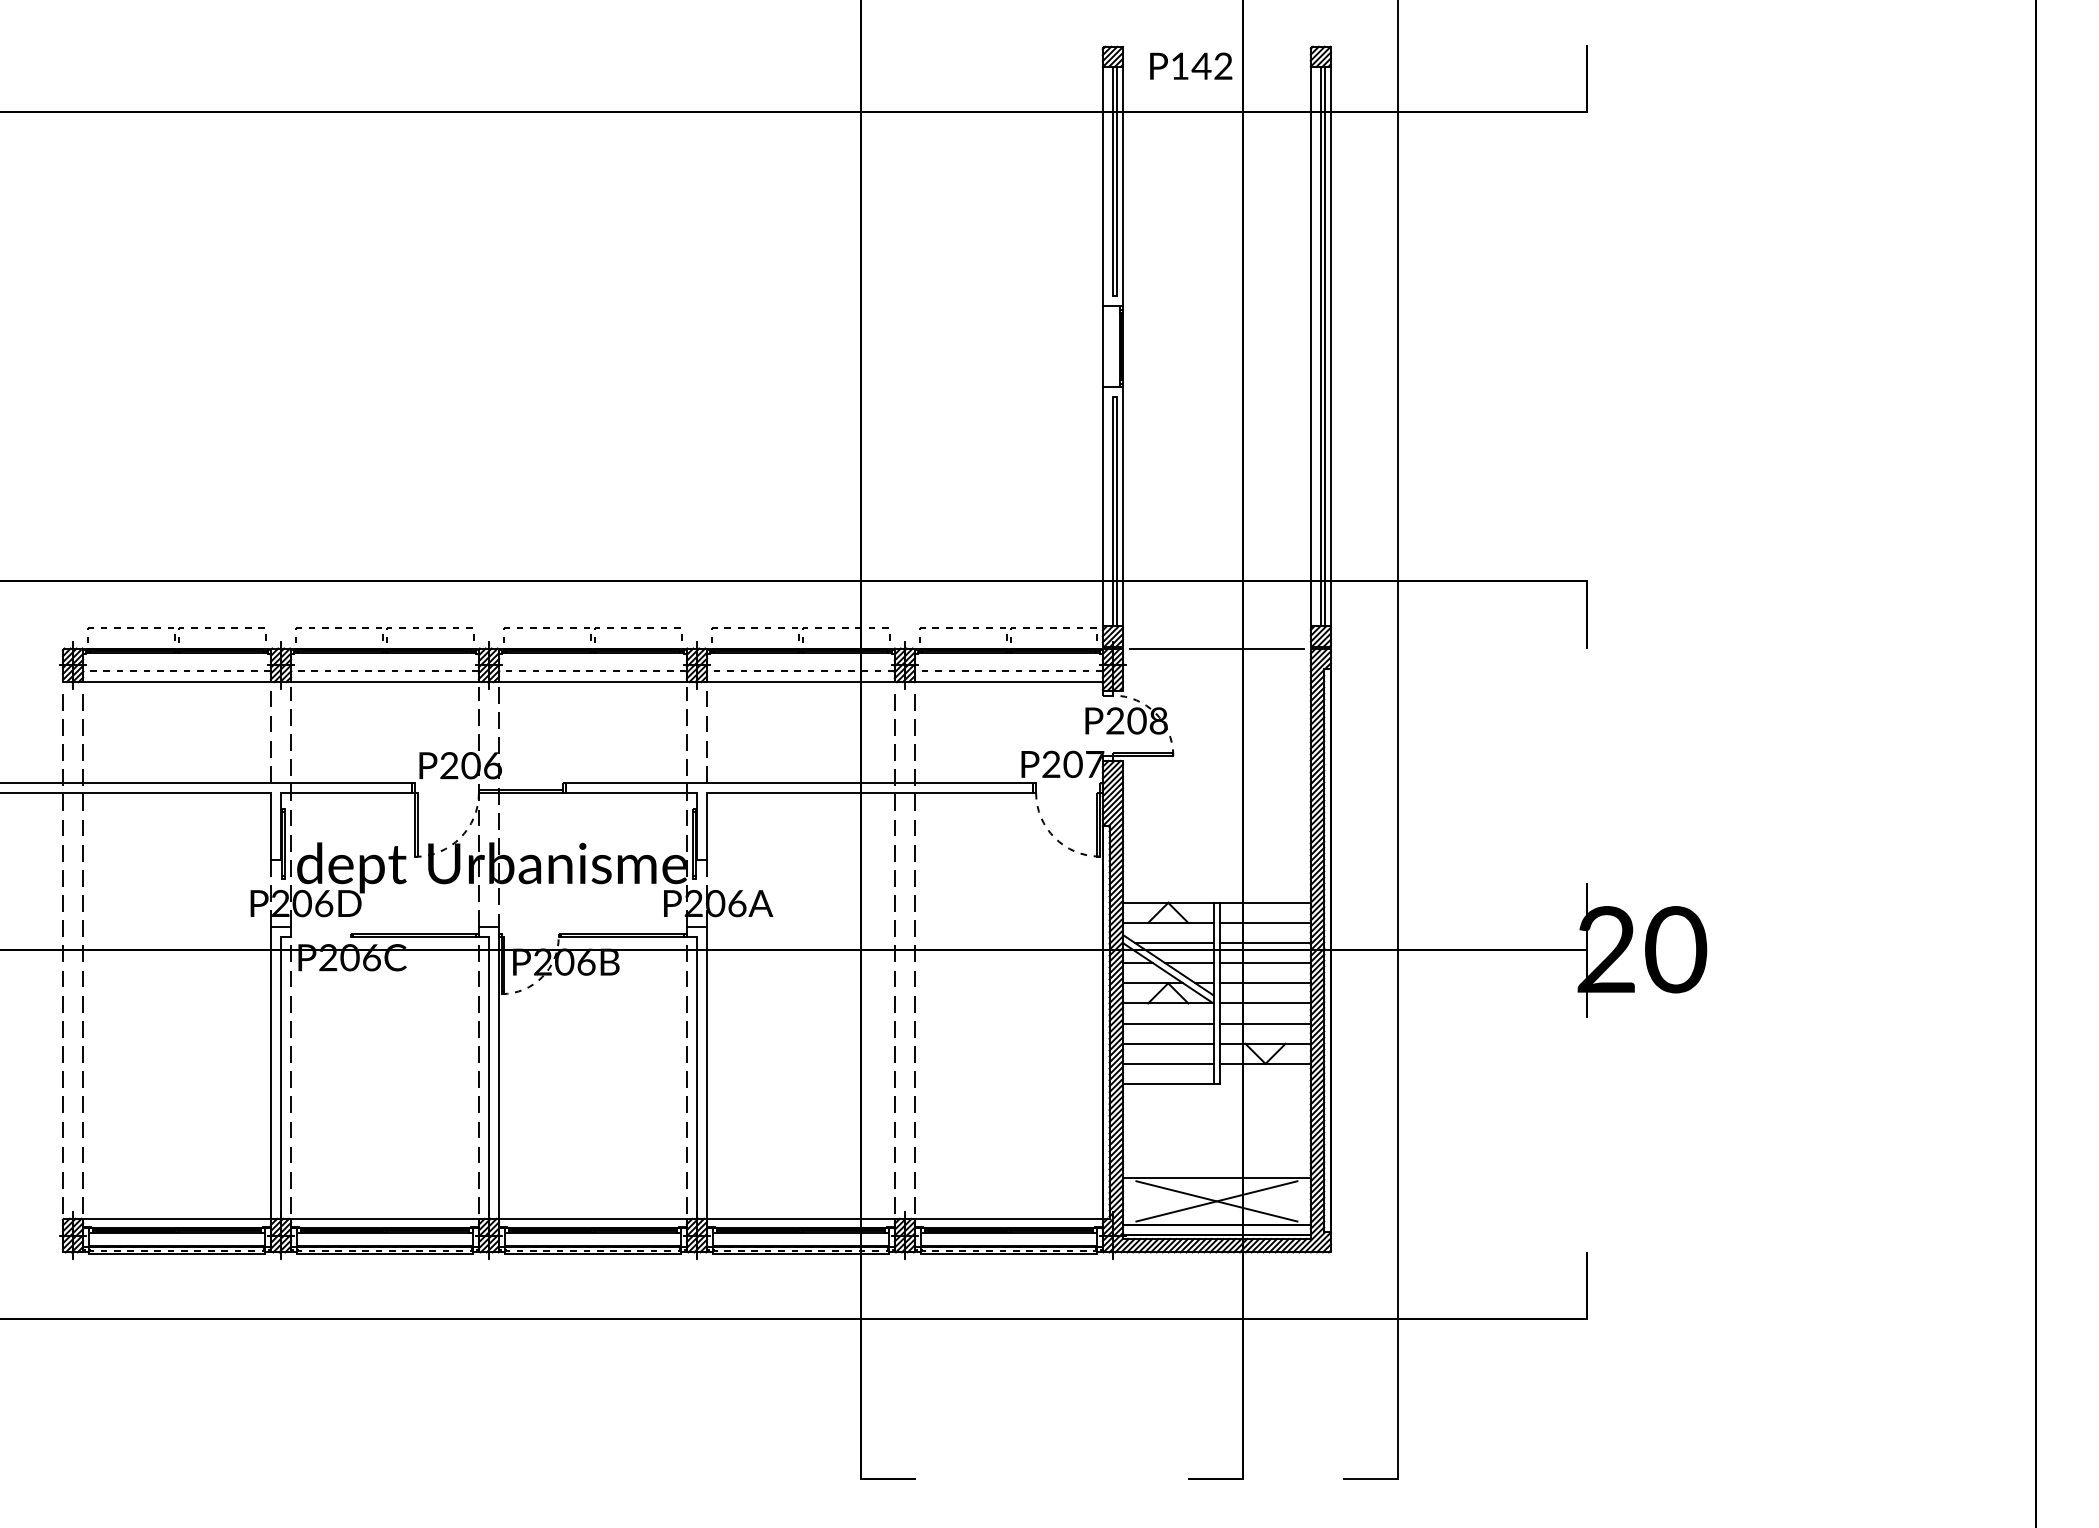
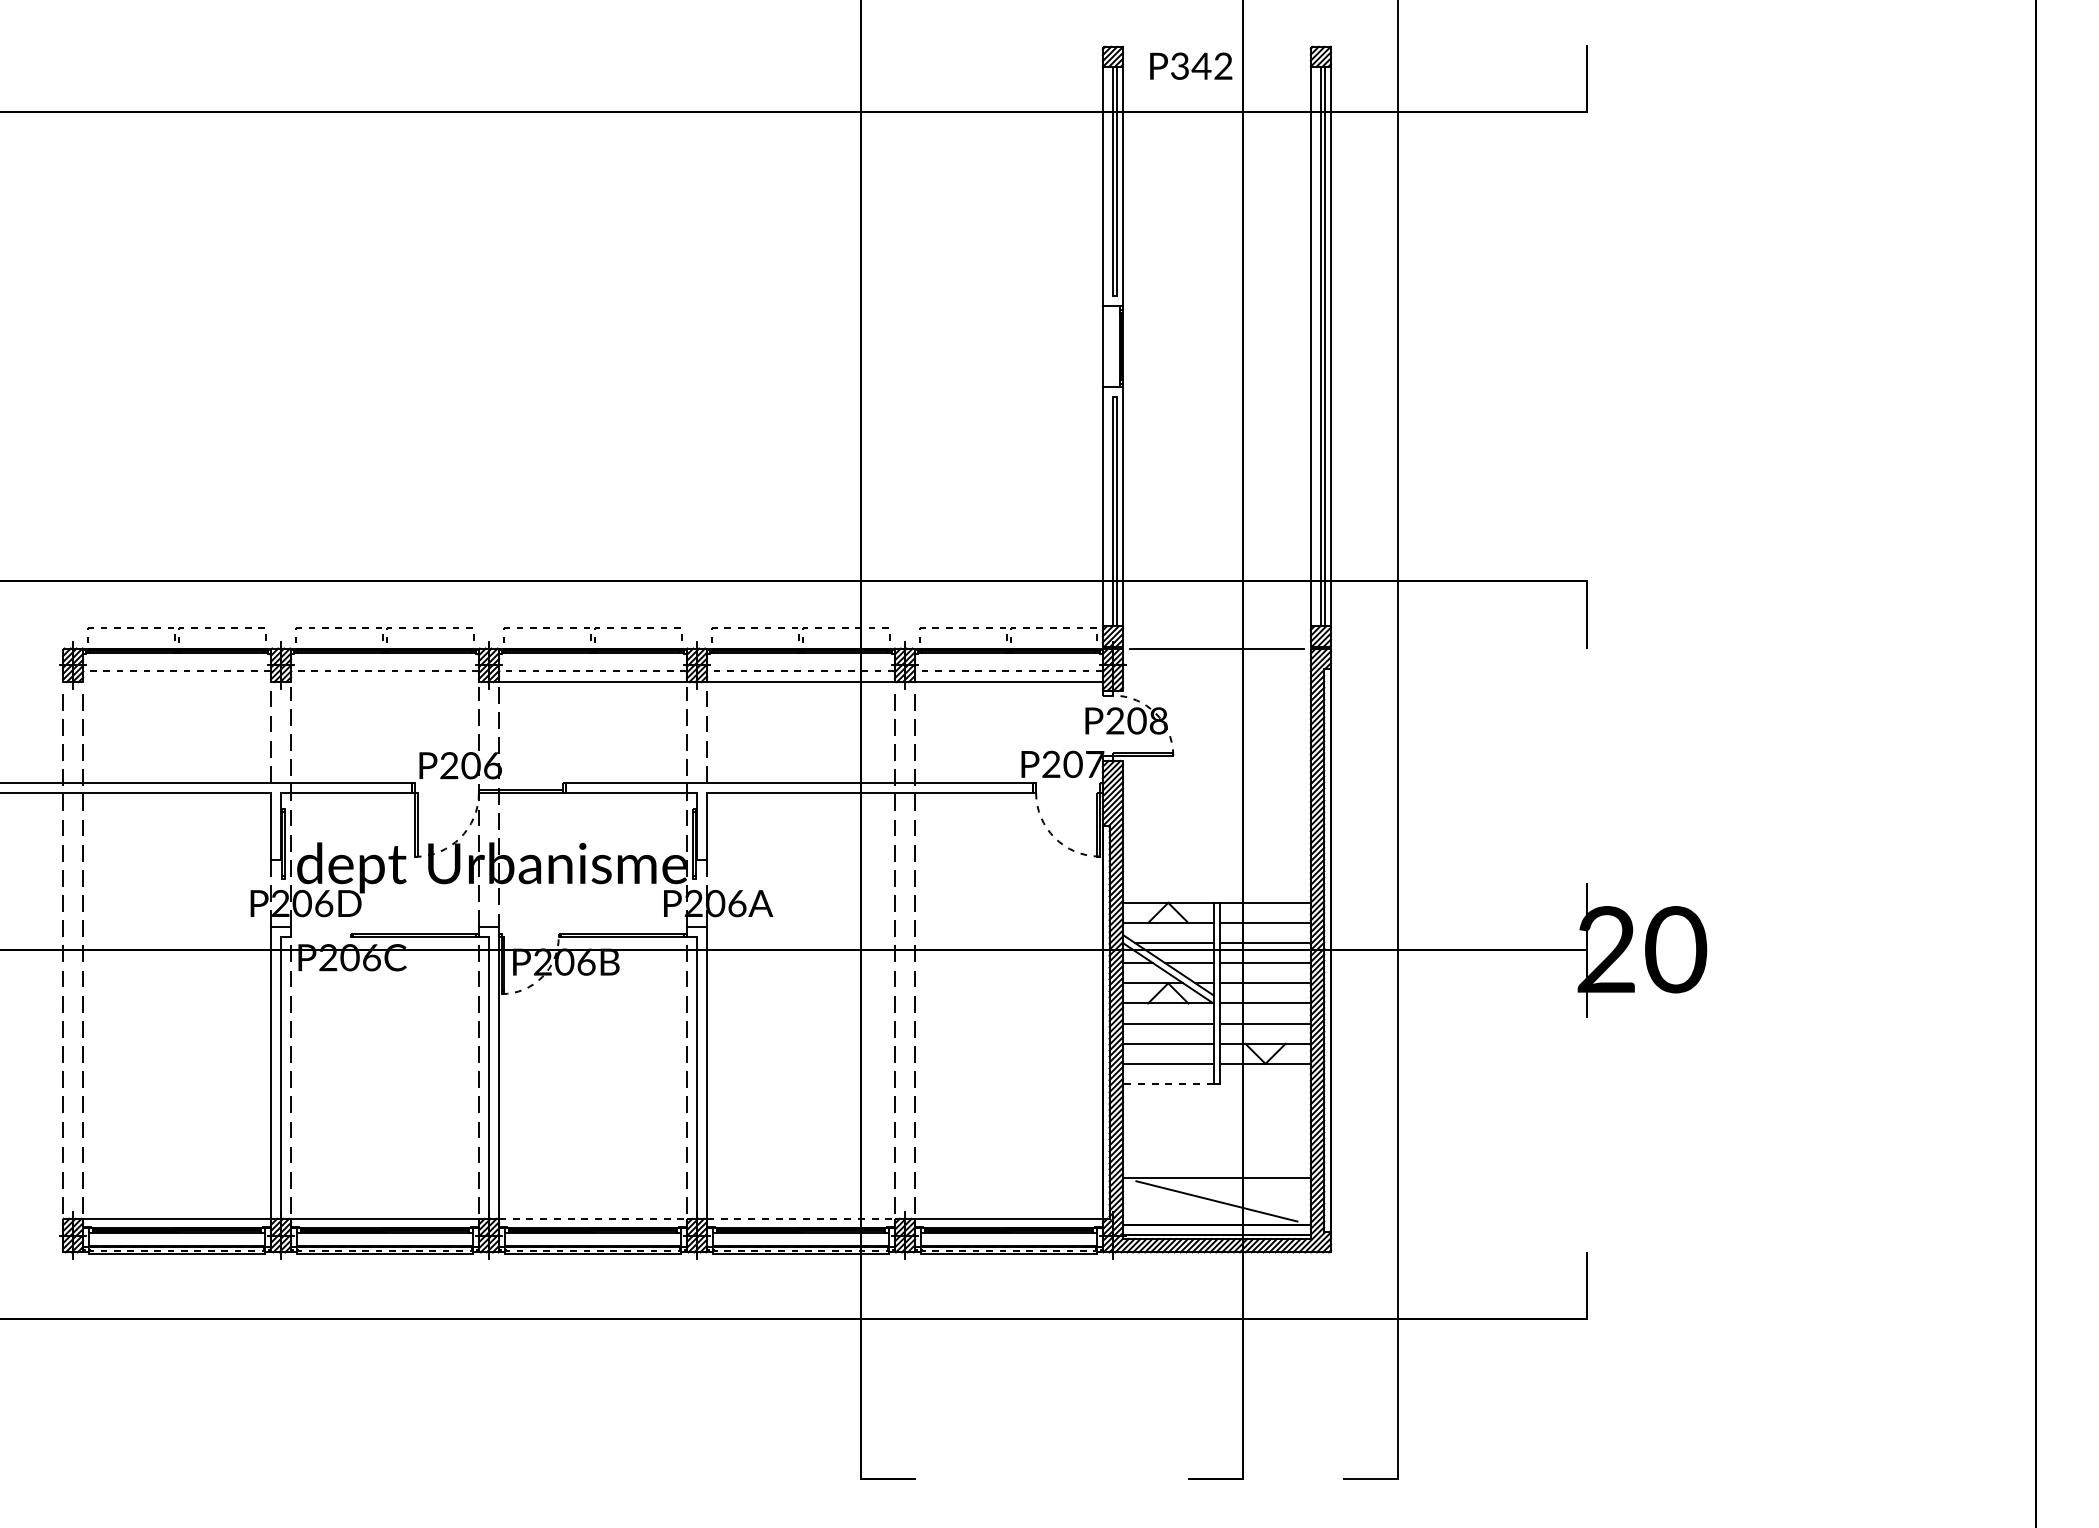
text: P142 -> P342 (1179, 65)
line: present -> none (176, 682)
line: present -> none (384, 682)
line: solid -> dashed (1167, 1083)
line: present -> none (1216, 1201)
line: solid -> dashed (592, 1218)
line: solid -> dashed (800, 1218)
